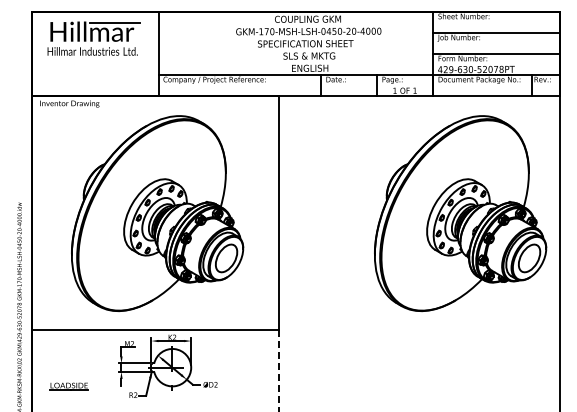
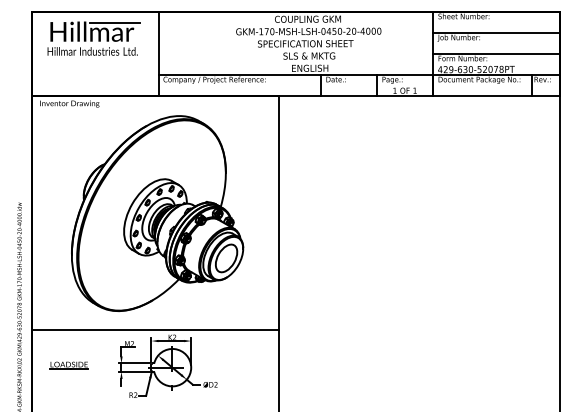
part: present -> none (460, 213)
line: dashed -> solid (279, 370)
part position: (68, 386) -> (68, 365) (68, 365)
